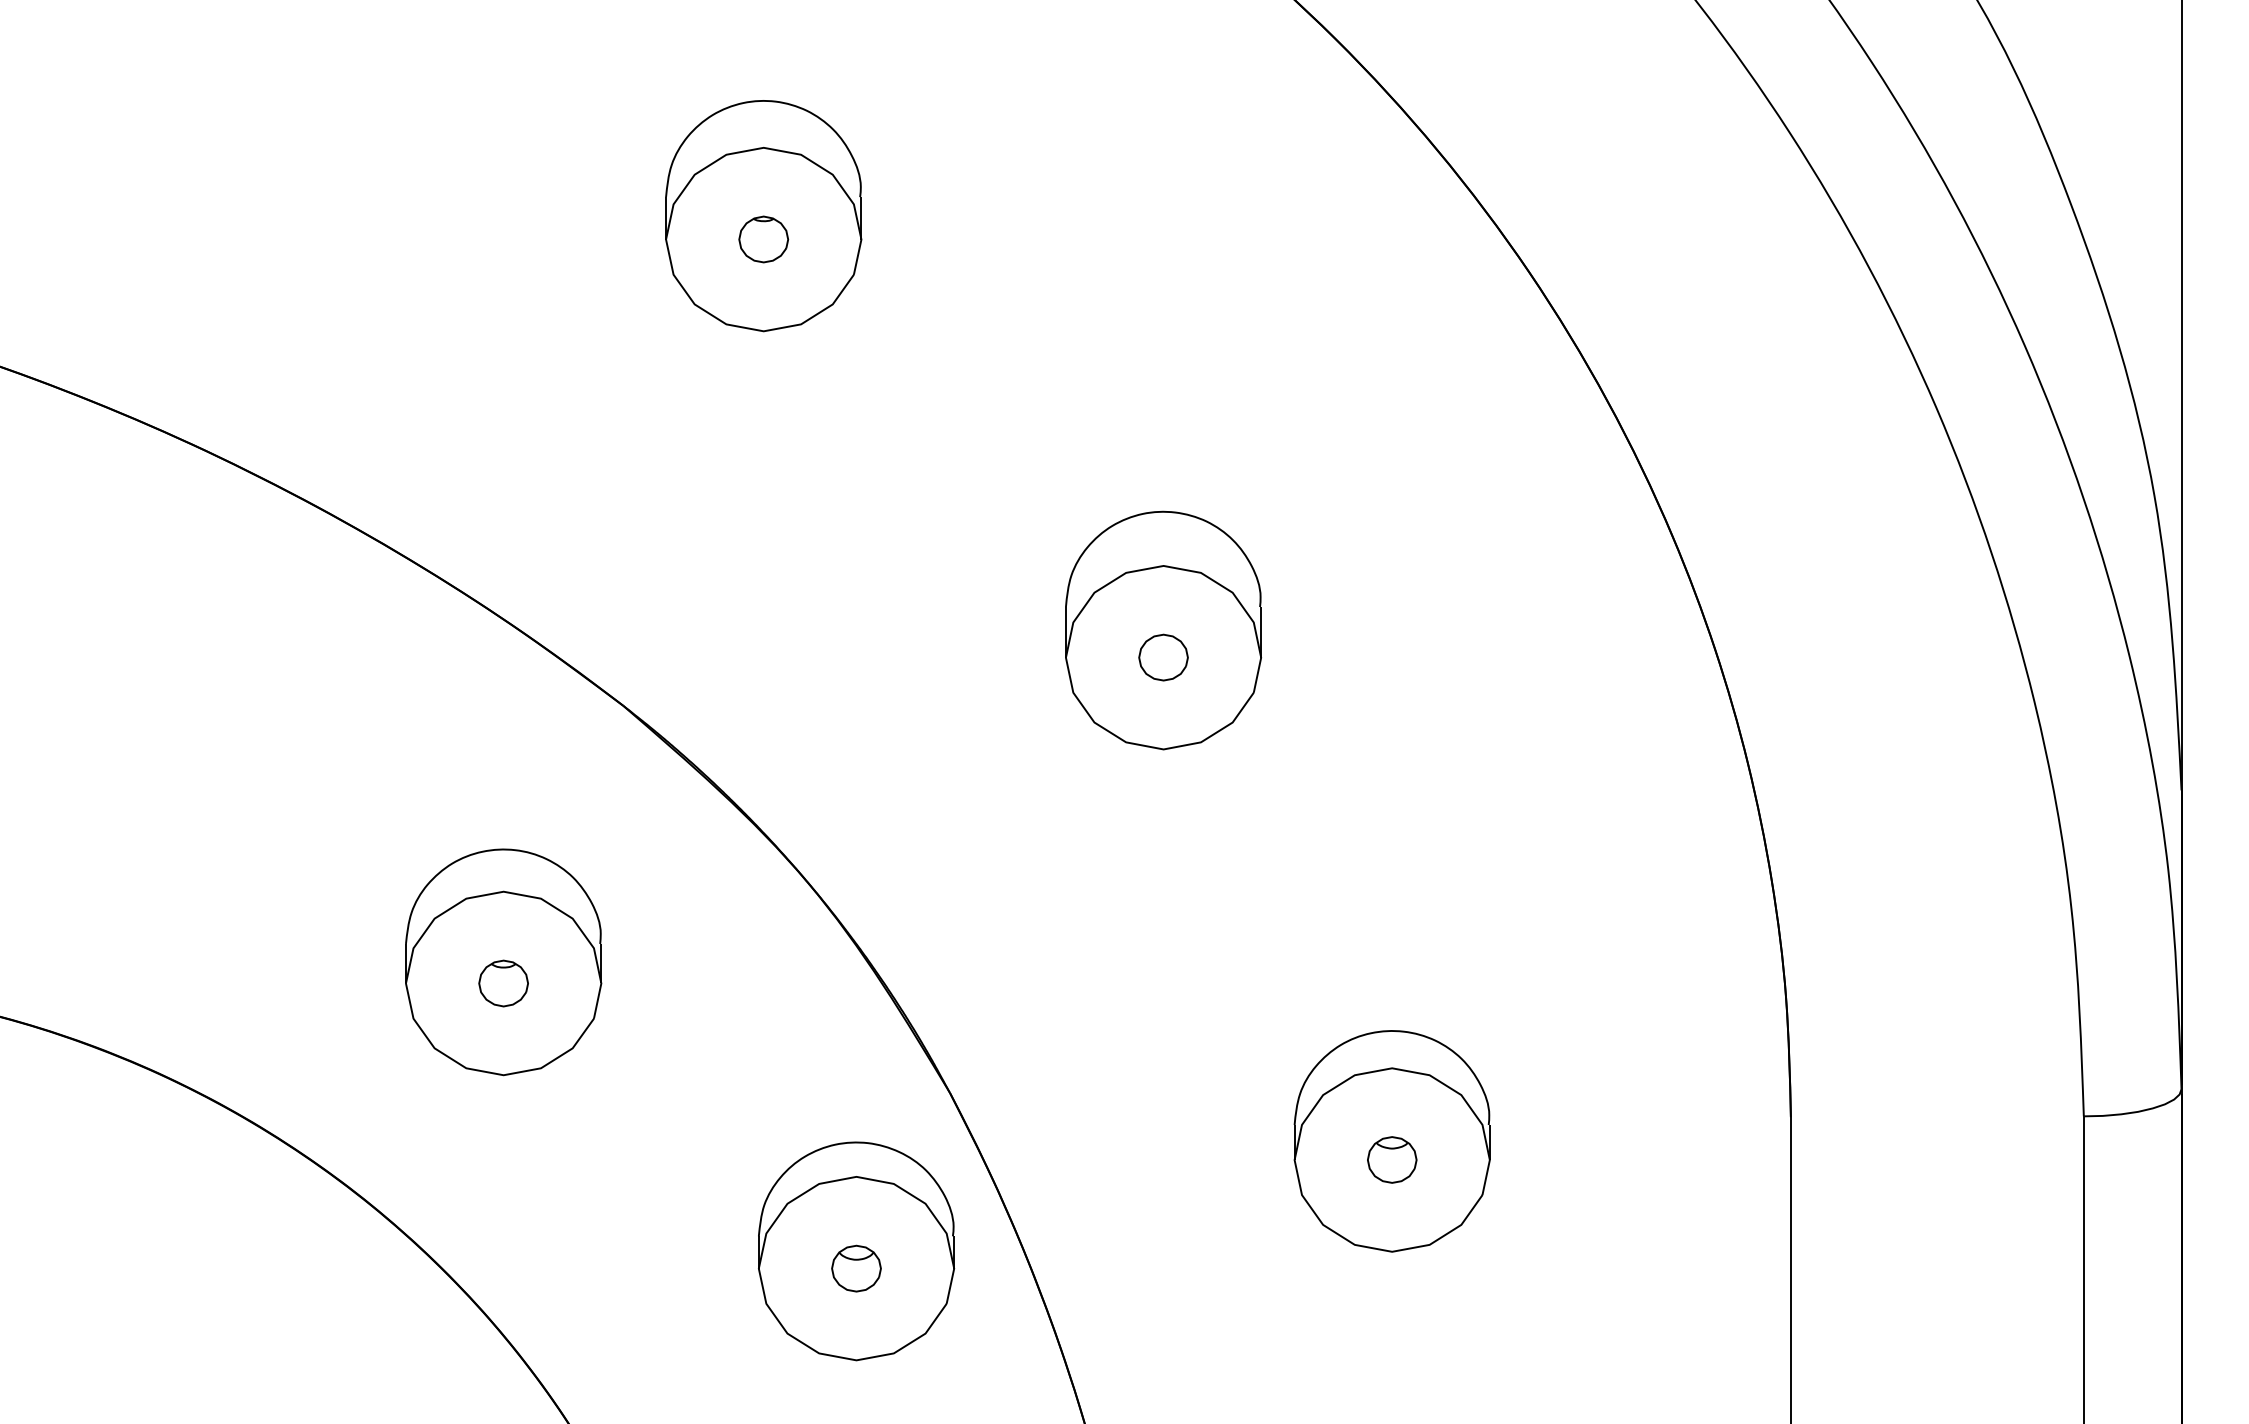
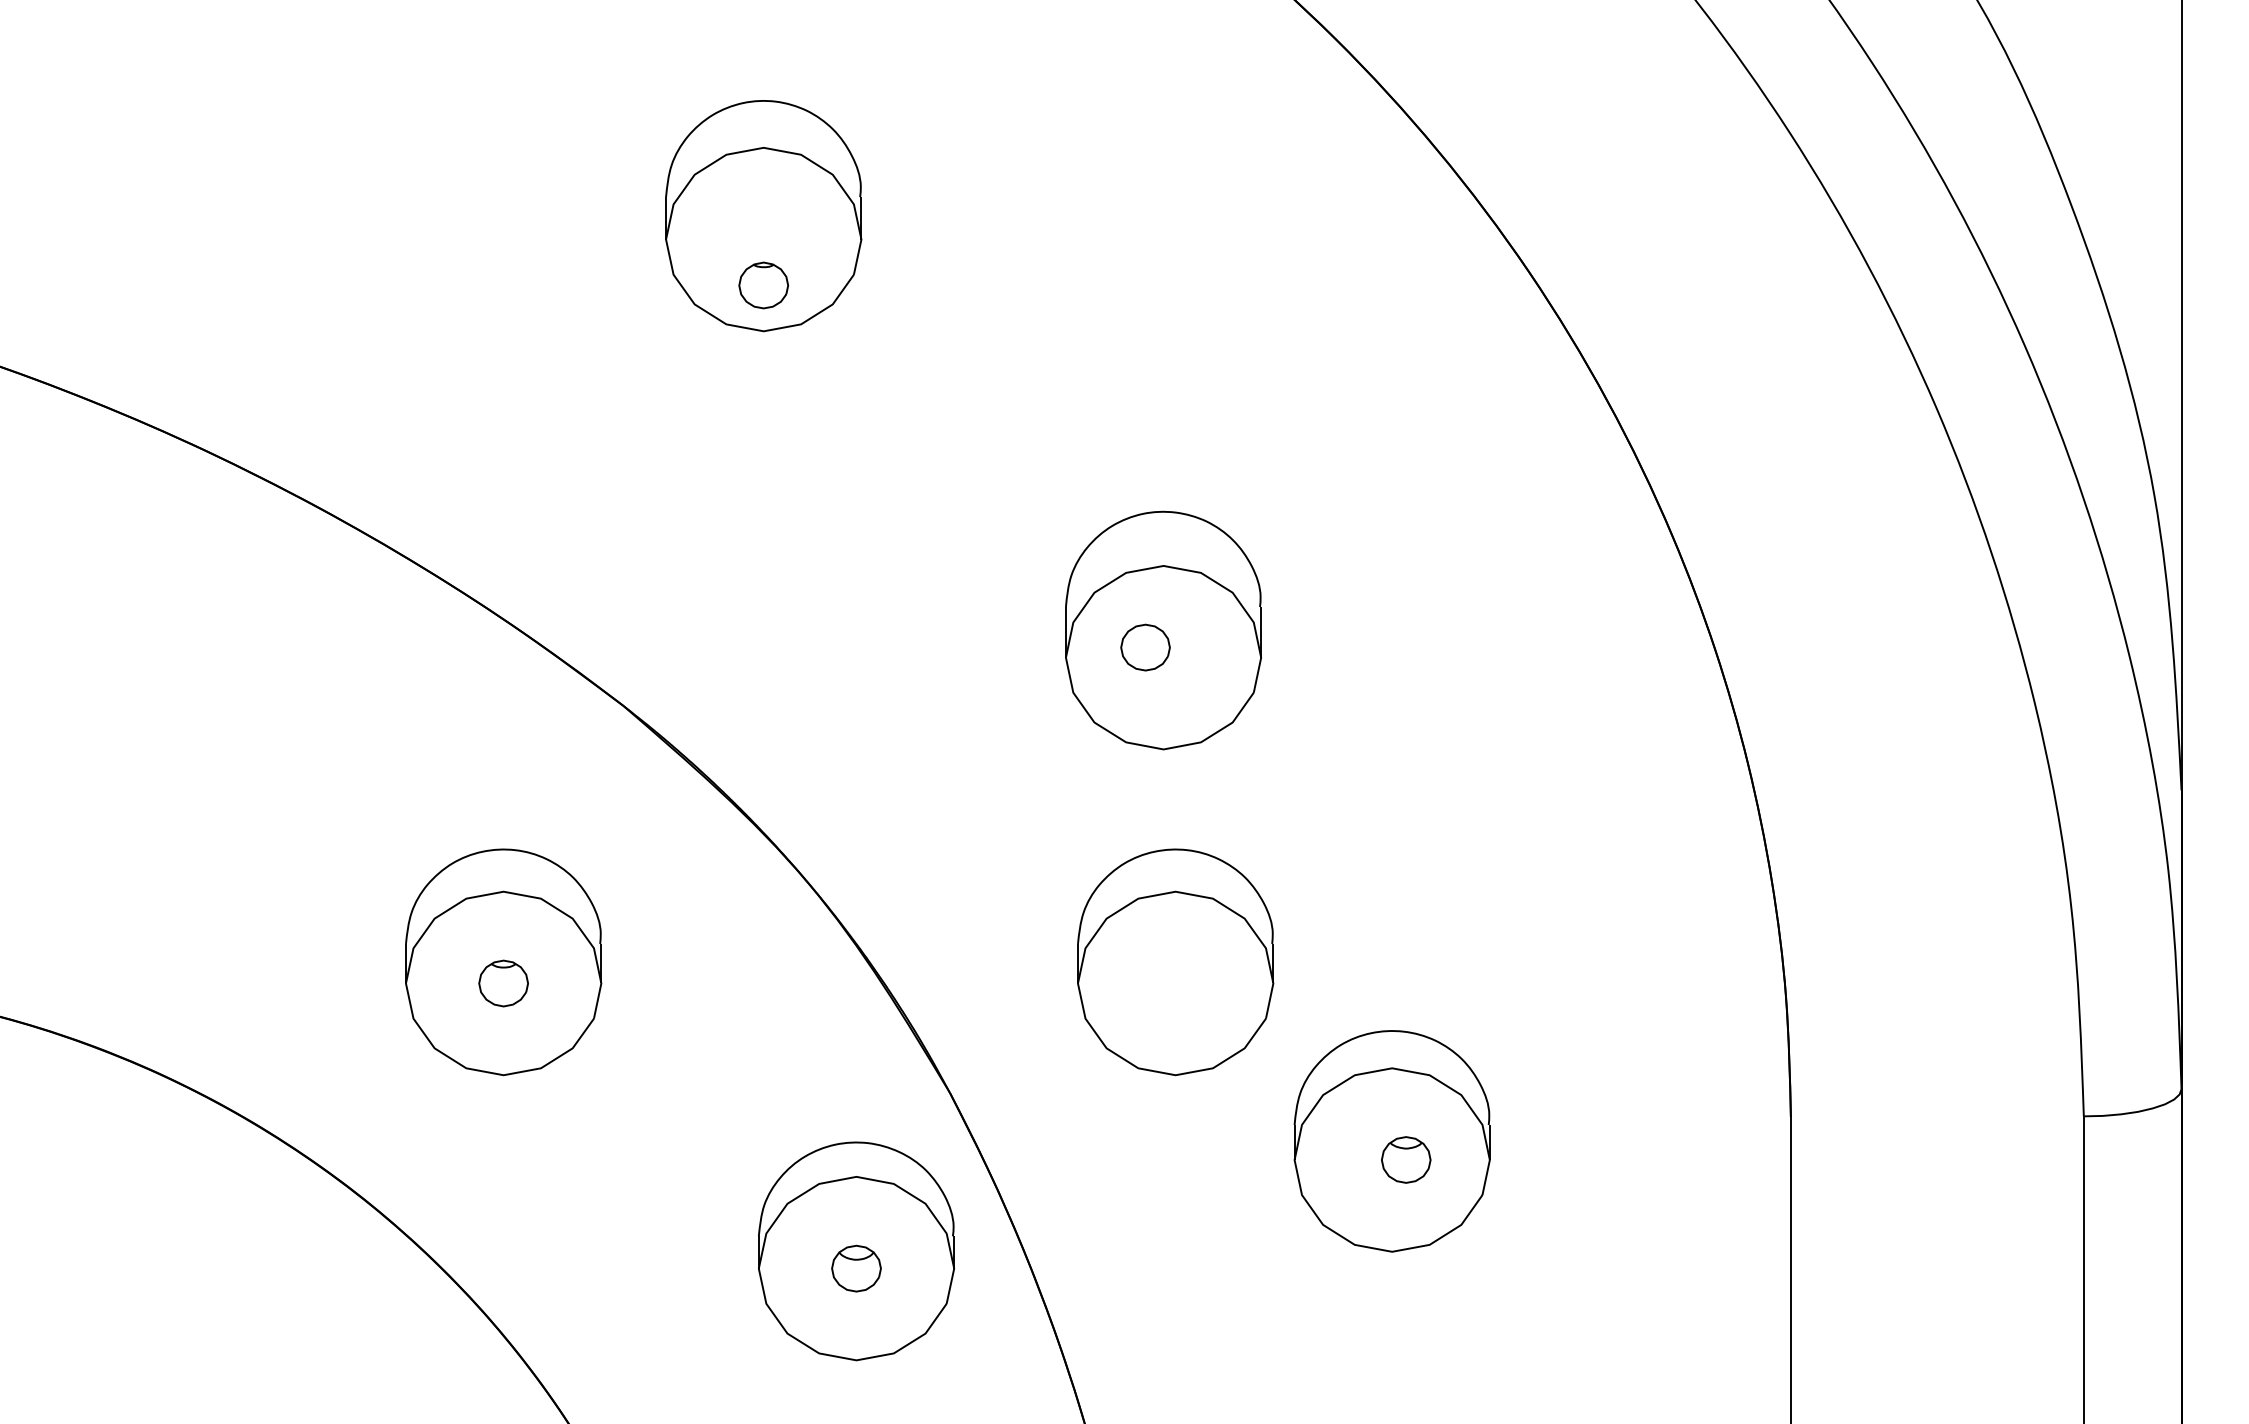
part position: (763, 239) -> (763, 285) (763, 285)
part position: (1163, 657) -> (1145, 647) (1145, 647)
part: none -> present (1175, 962)
part position: (1392, 1159) -> (1406, 1159) (1406, 1159)
